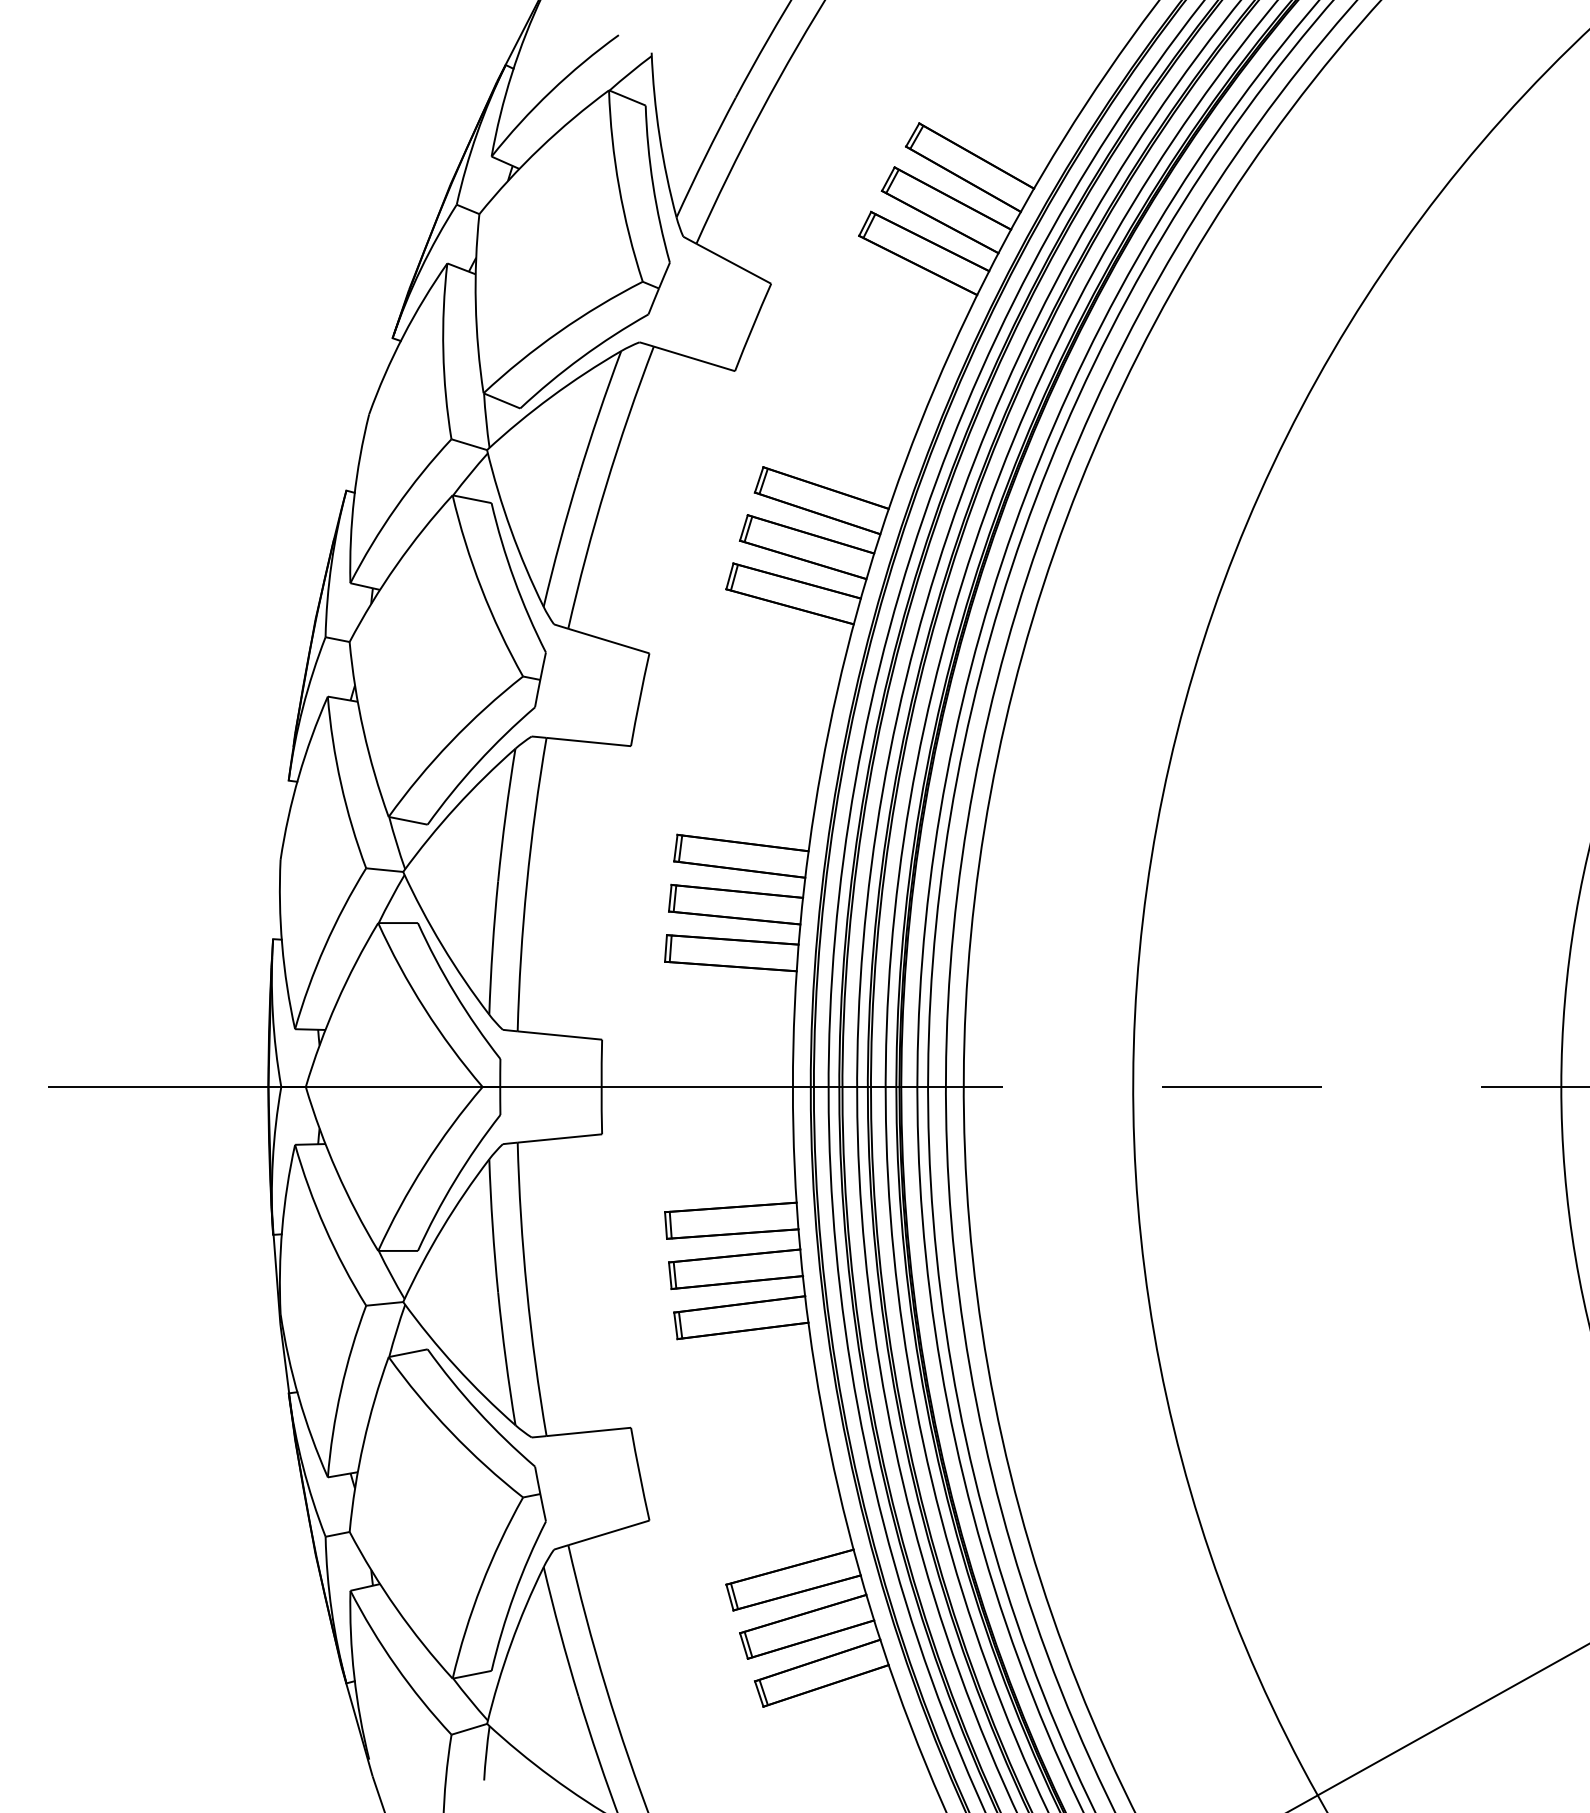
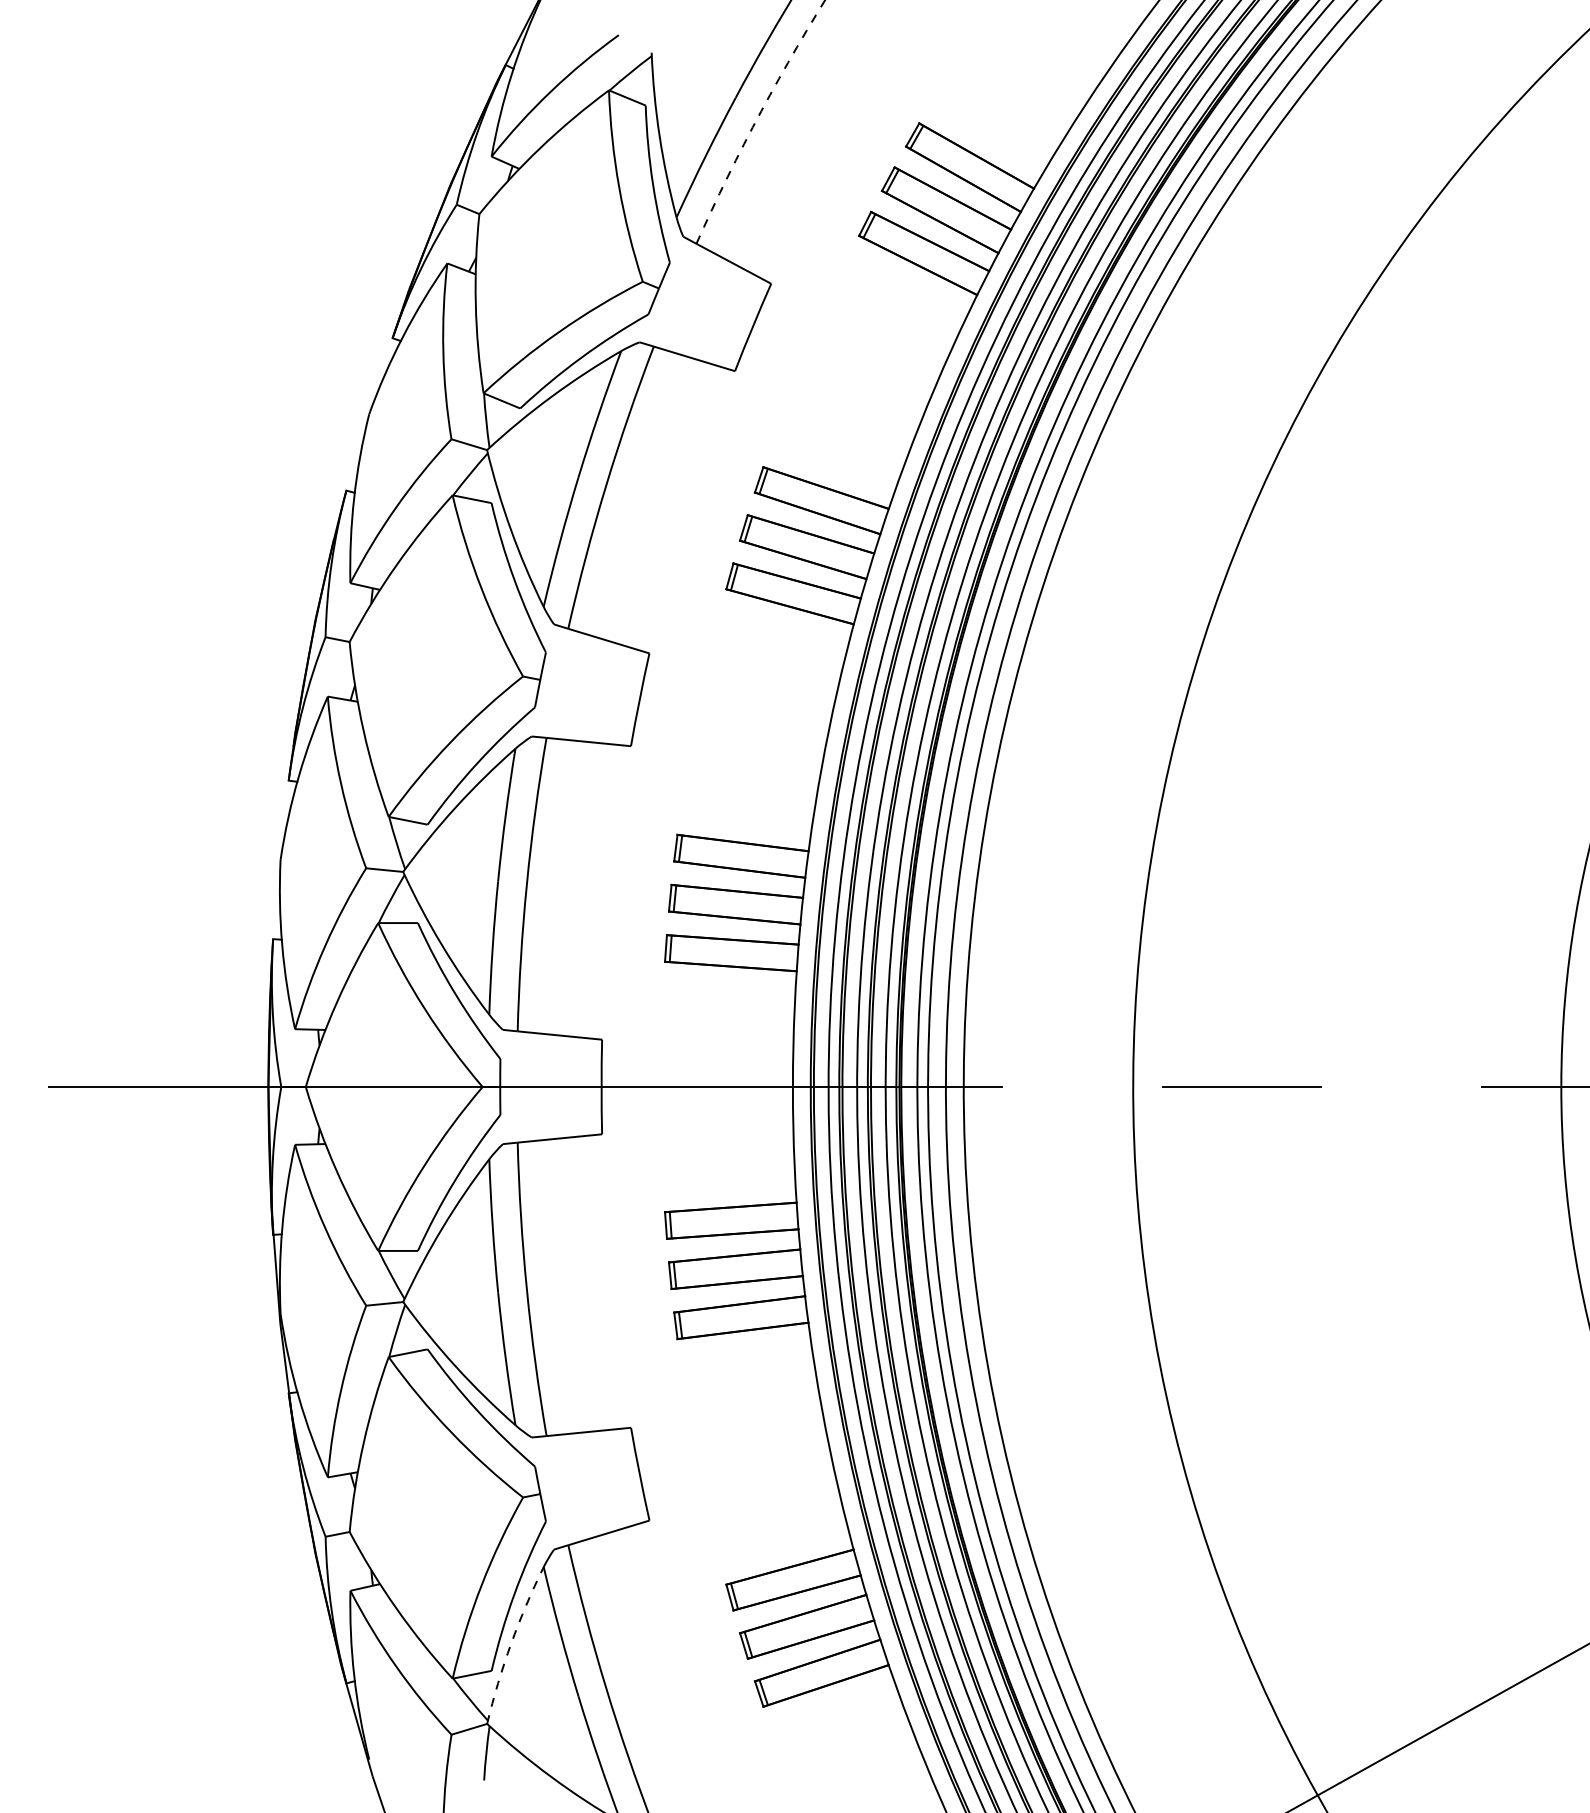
arc: solid -> dashed (757, 119)
arc: solid -> dashed (511, 1643)
